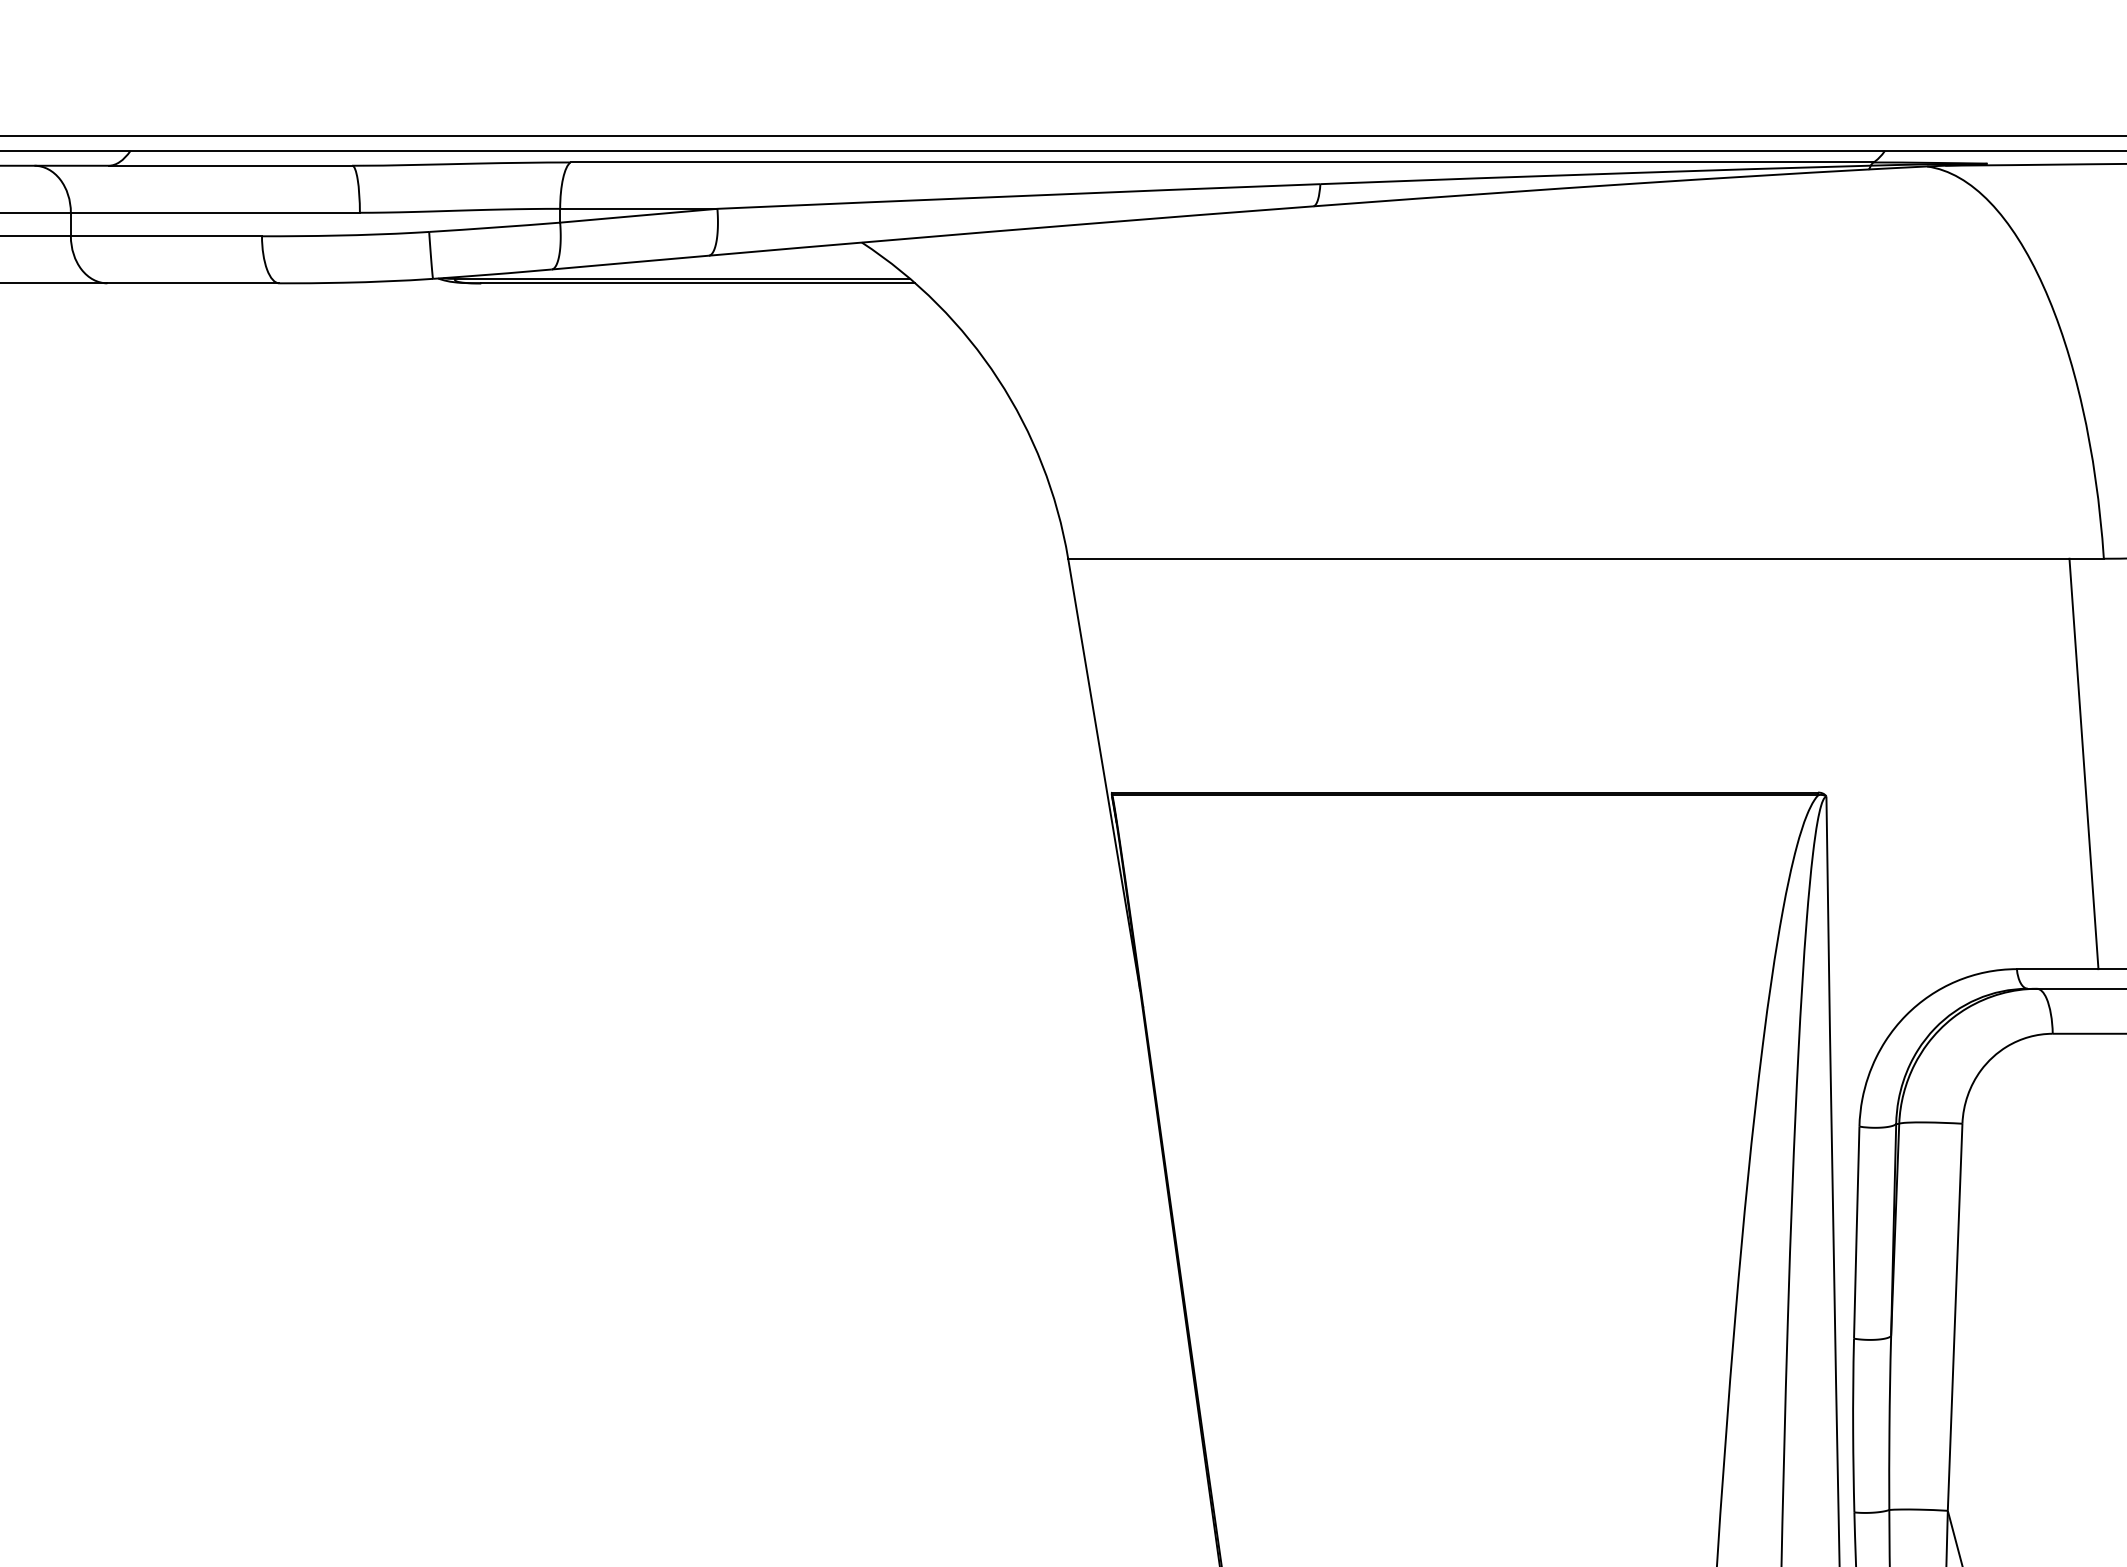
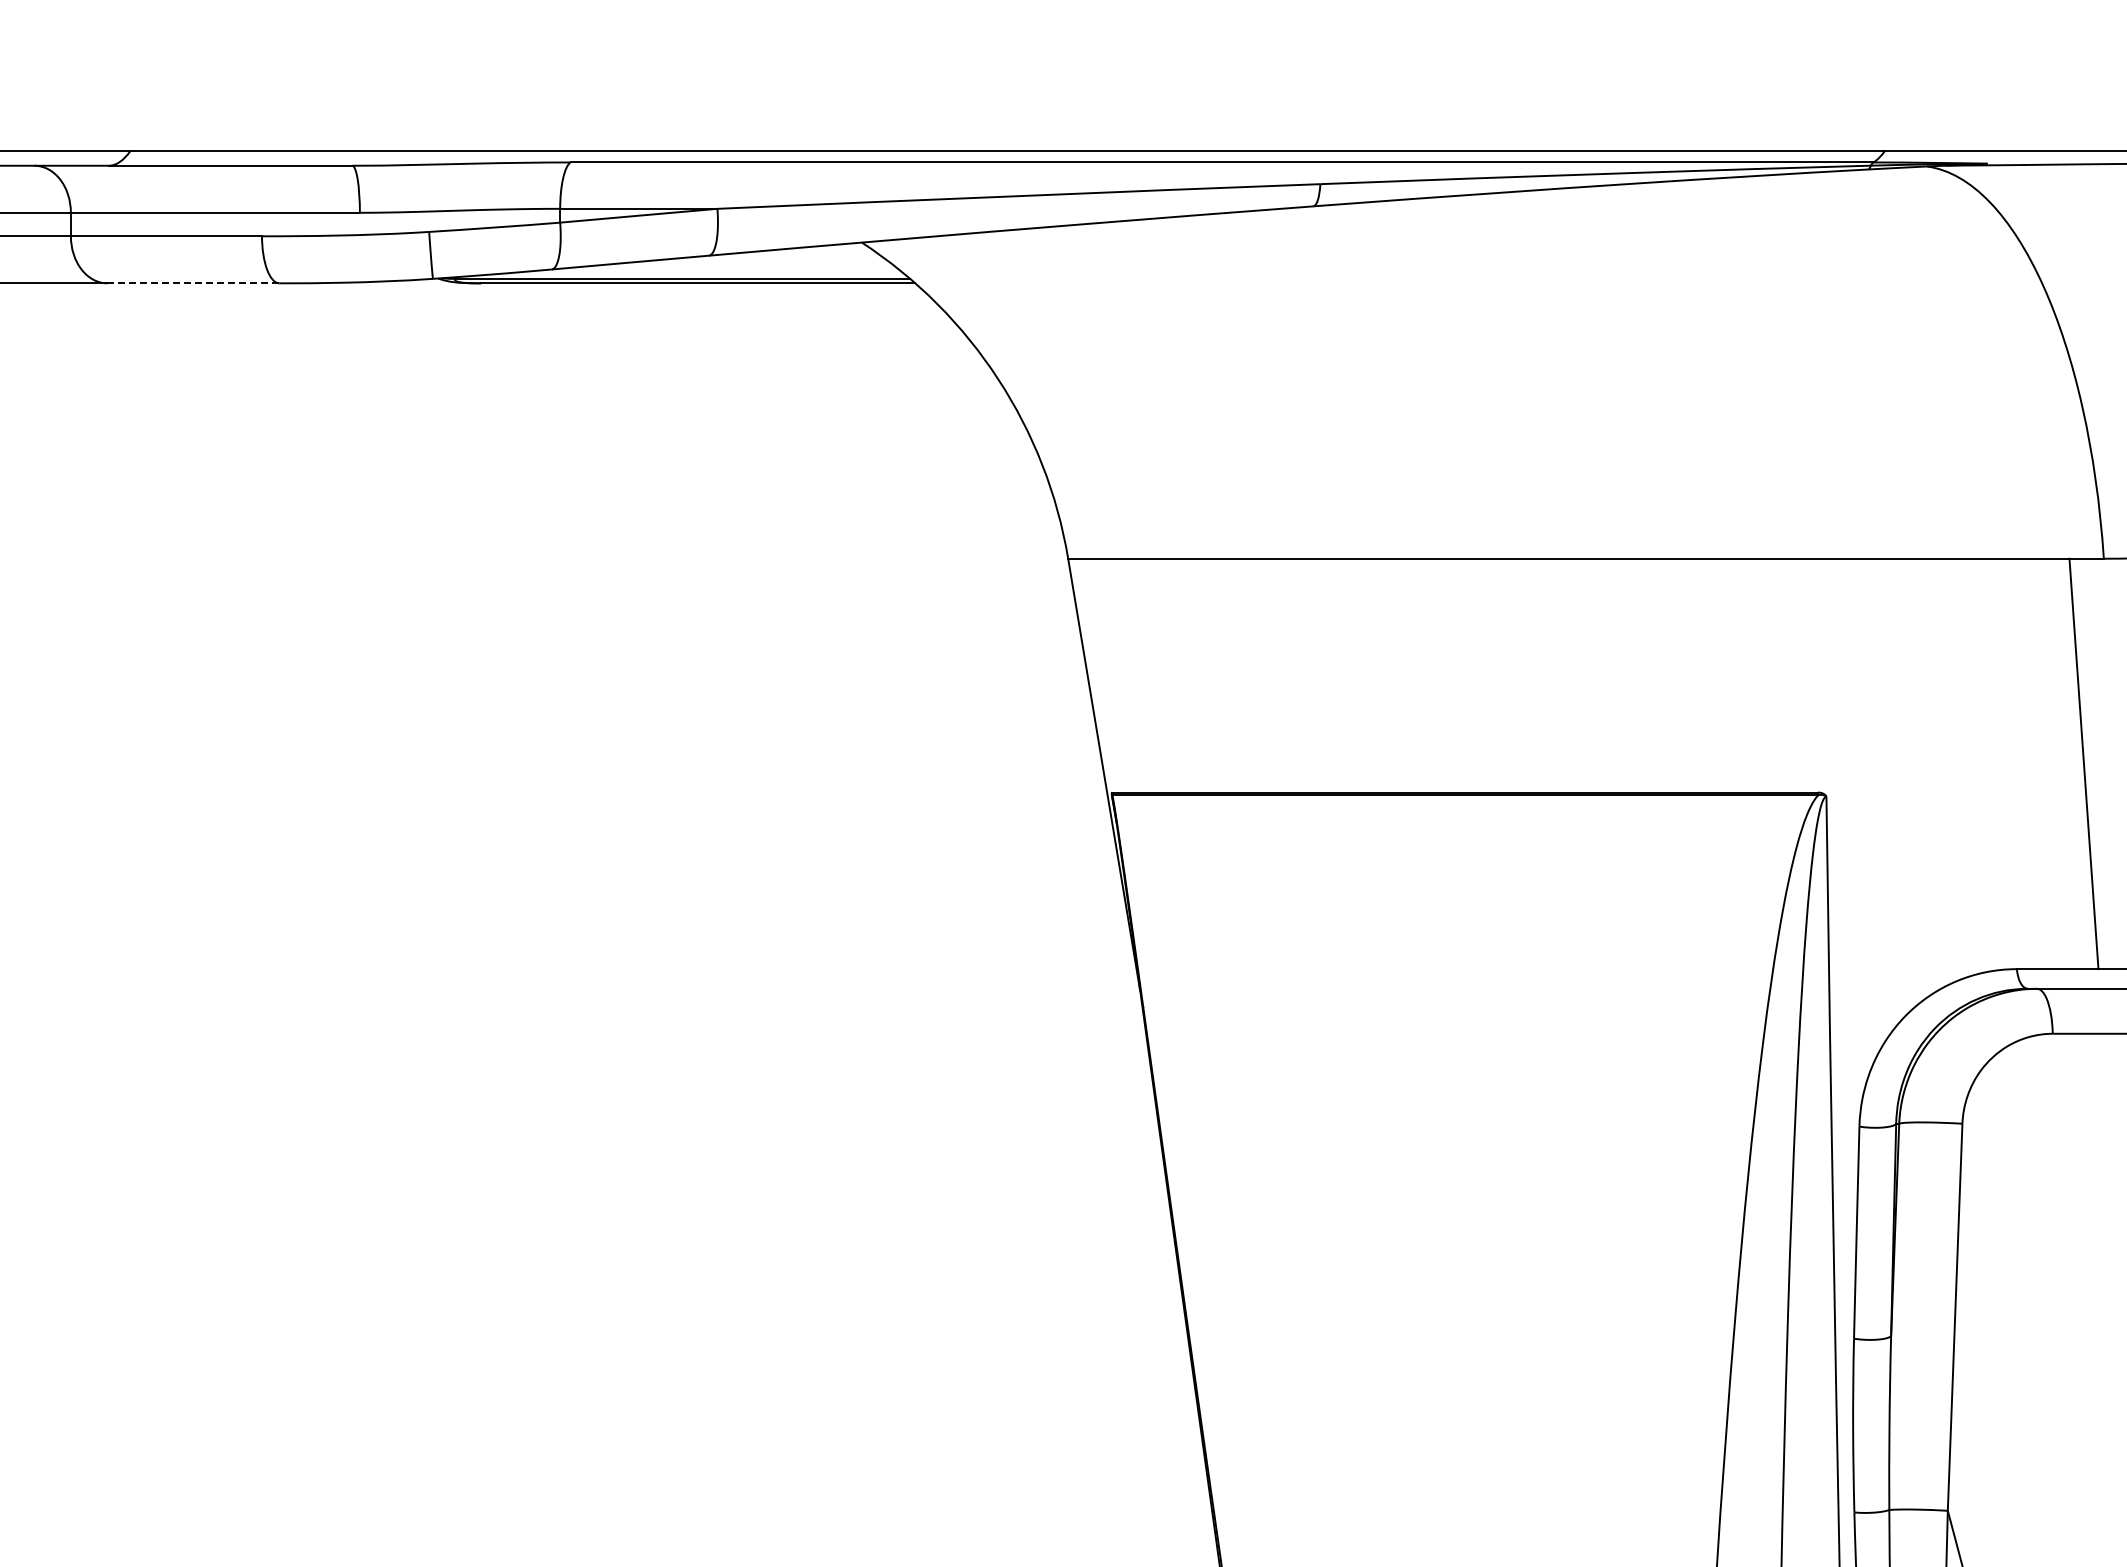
line: present -> none (1062, 135)
line: solid -> dashed (193, 283)
